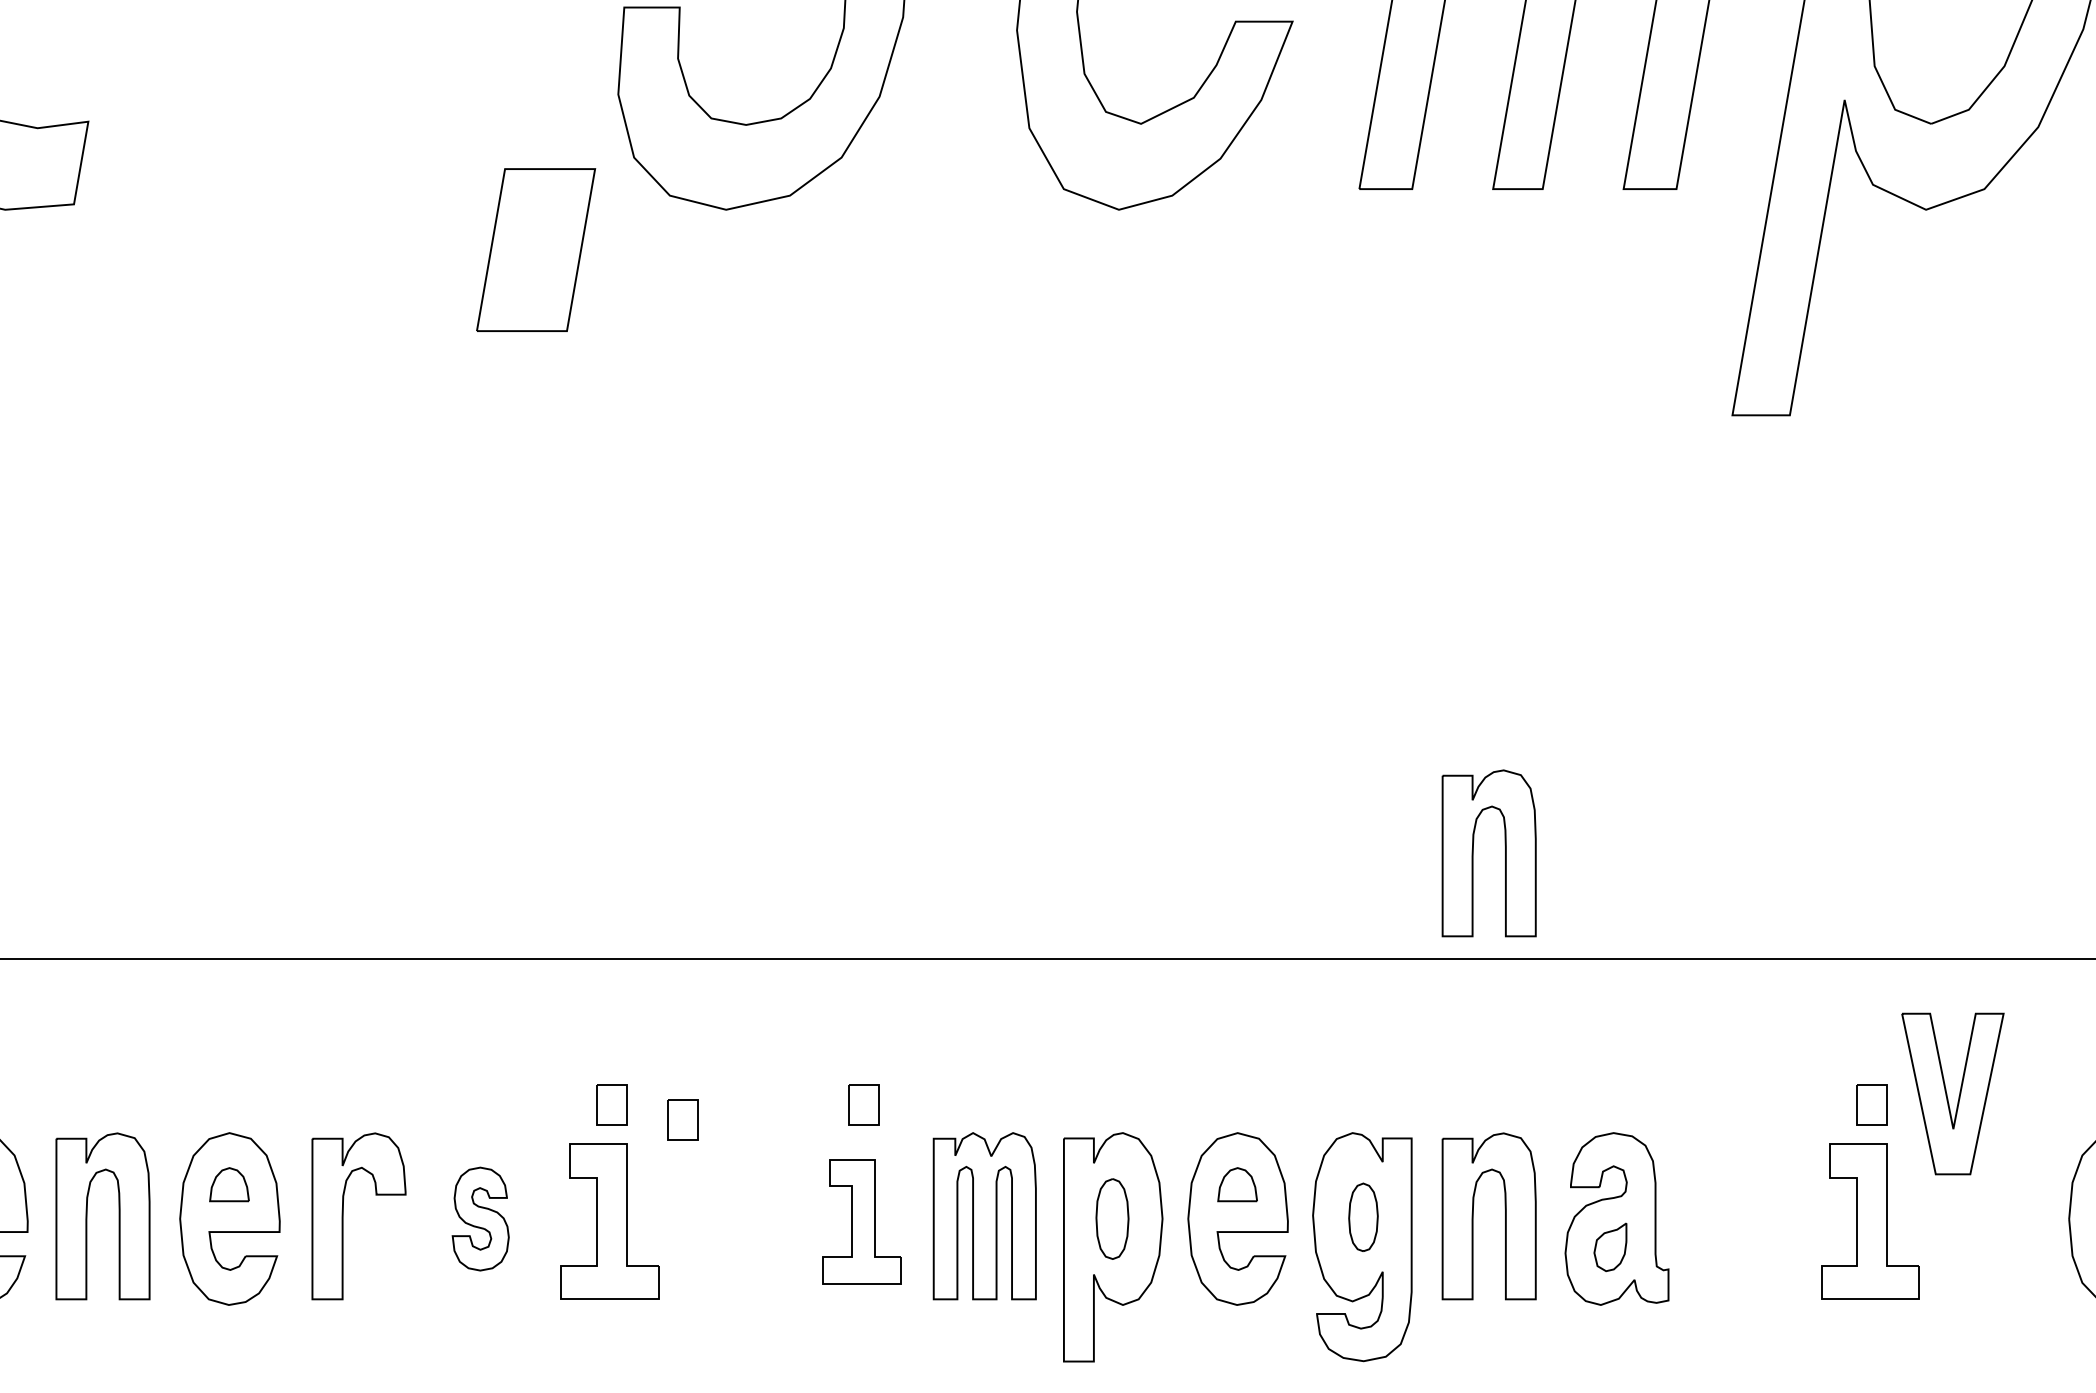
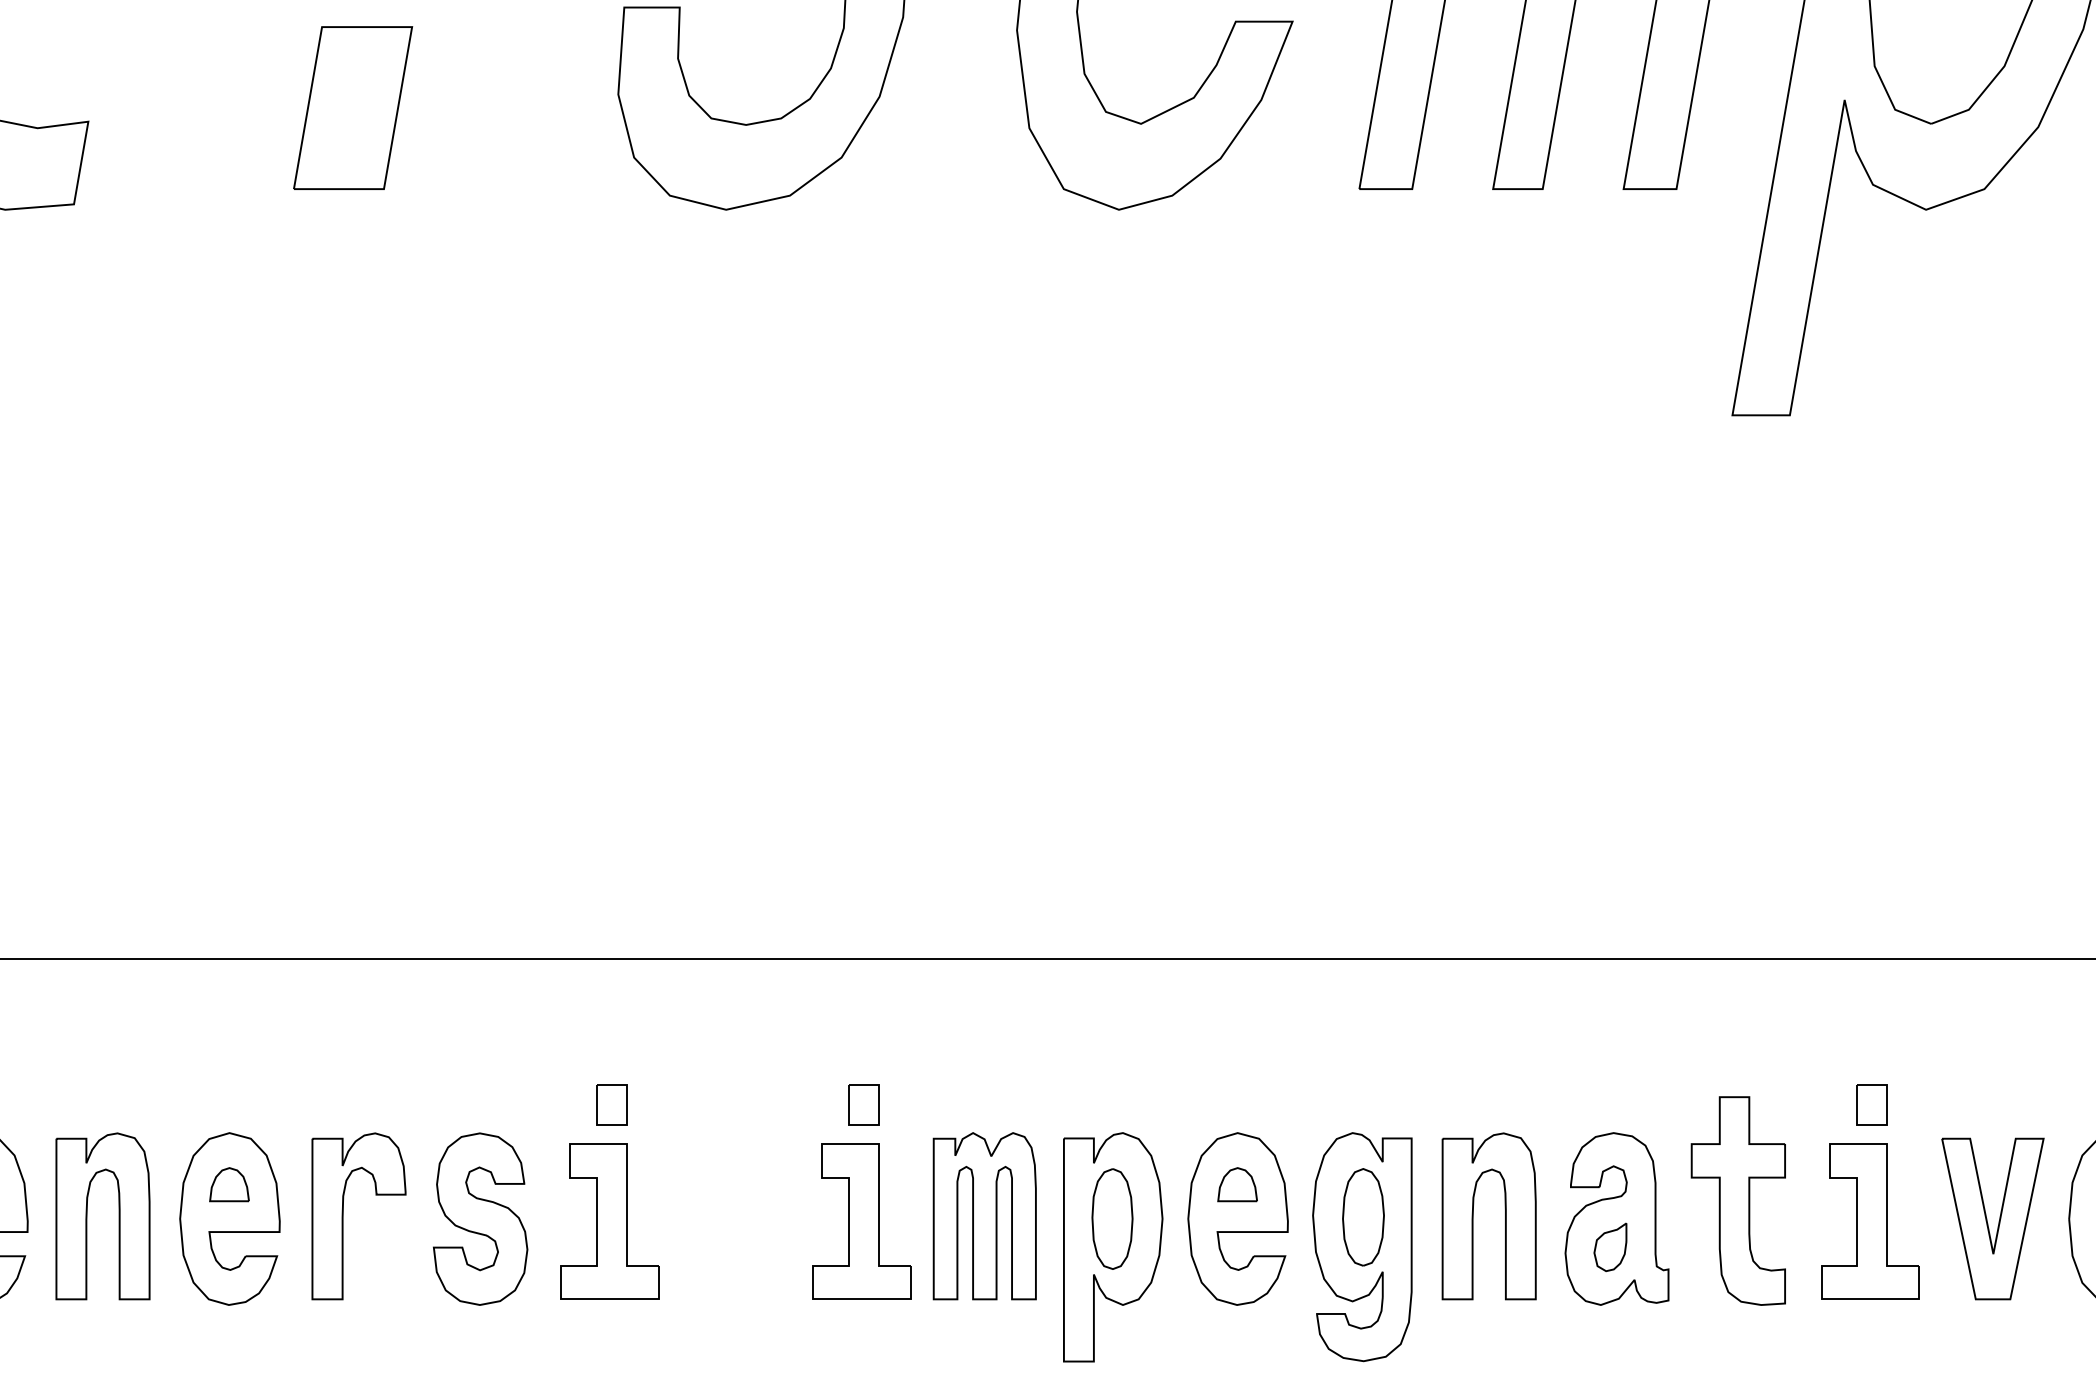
part position: (536, 249) -> (353, 107) (353, 107)
part: present -> none (1473, 853)
part position: (1952, 1093) -> (1992, 1218) (1992, 1218)
part: present -> none (682, 1119)
part: none -> present (1737, 1200)
part size: 31x70 px -> 43x99 px (1363, 1217)
part size: 59x106 px -> 96x174 px (480, 1218)
part size: 35x82 px -> 43x102 px (1112, 1218)
part size: 80x126 px -> 100x157 px (861, 1221)
